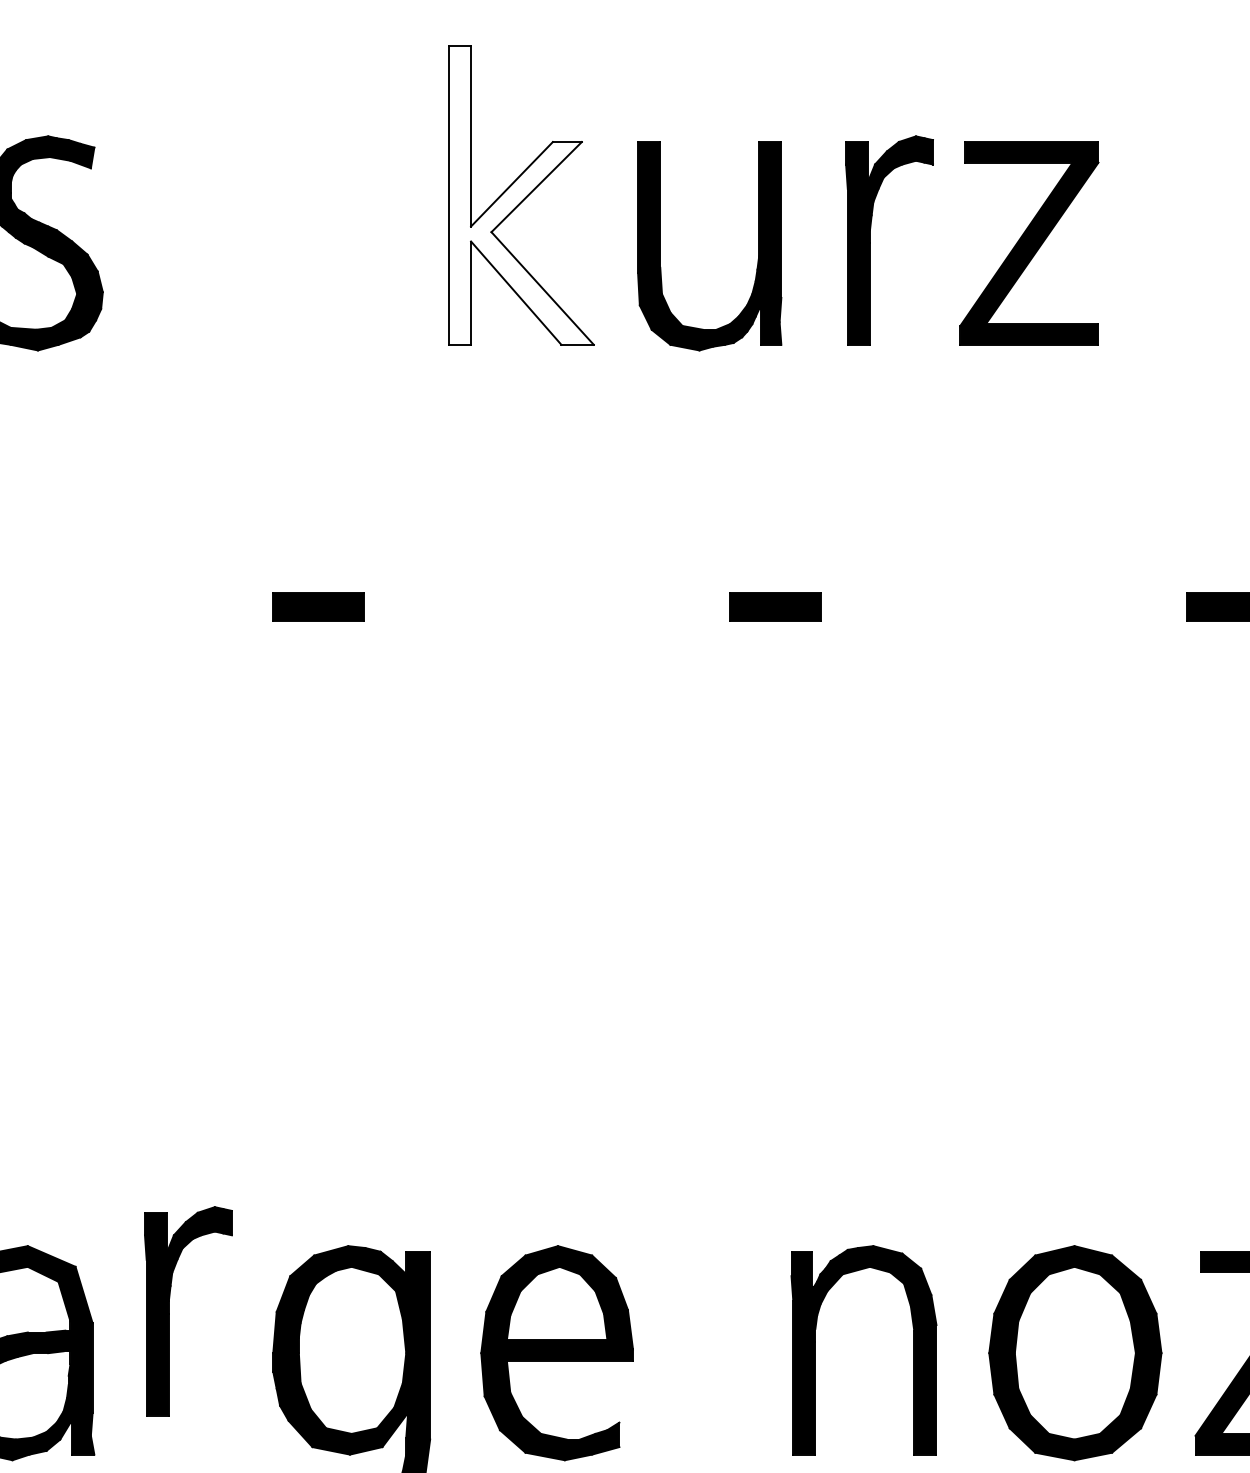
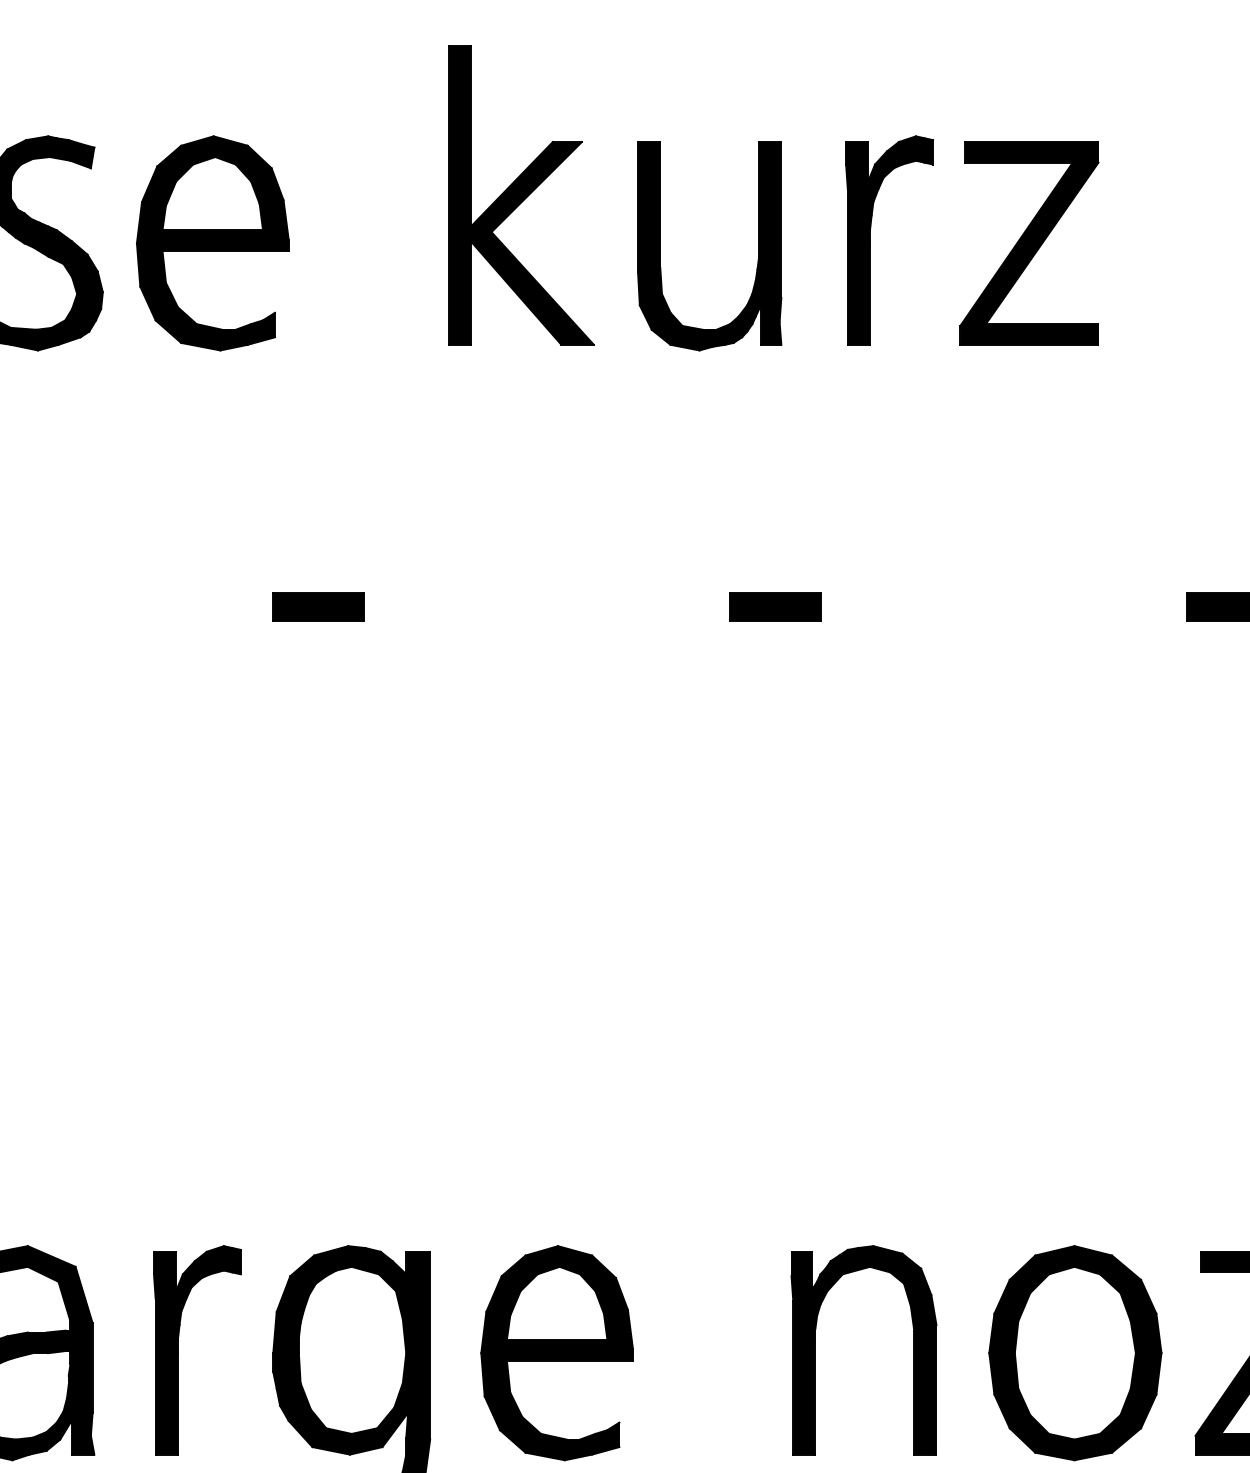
fill: none -> present (520, 195)
part: none -> present (212, 243)
part position: (169, 1311) -> (178, 1350) (178, 1350)
